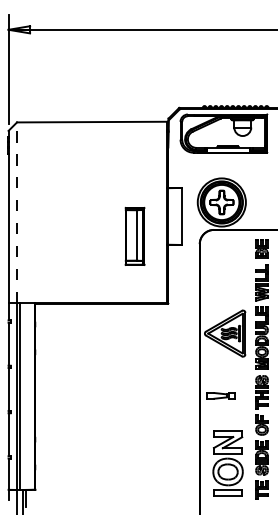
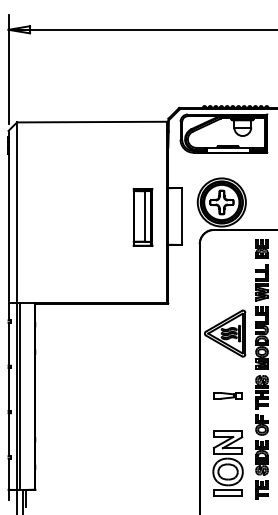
line: dashed -> solid (17, 212)
part position: (134, 236) -> (142, 217) (142, 217)
part position: (220, 395) -> (227, 395) (227, 395)
